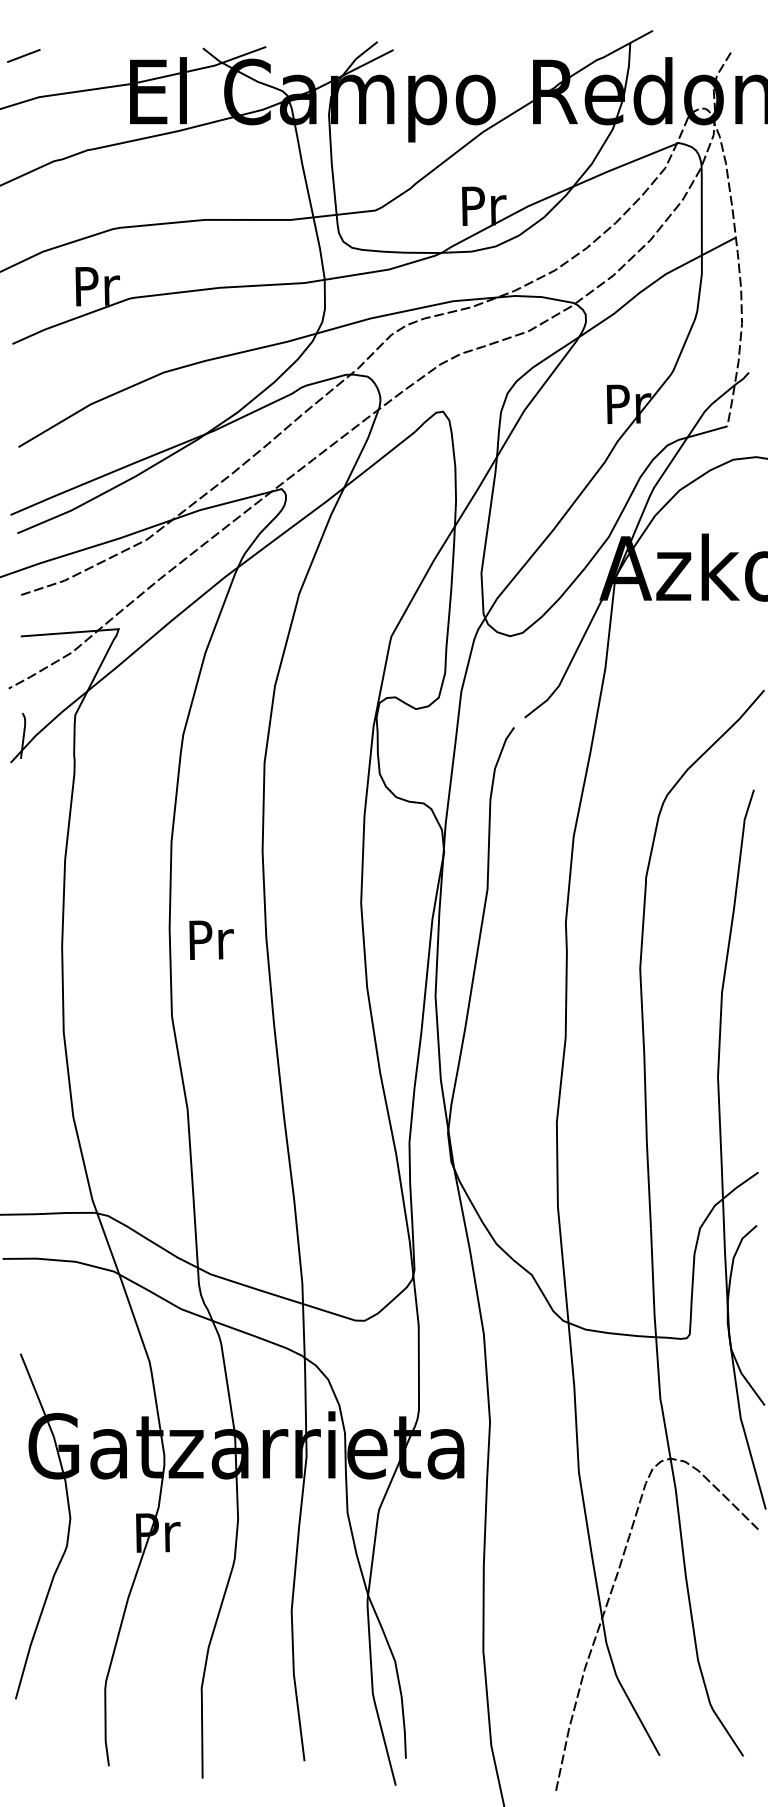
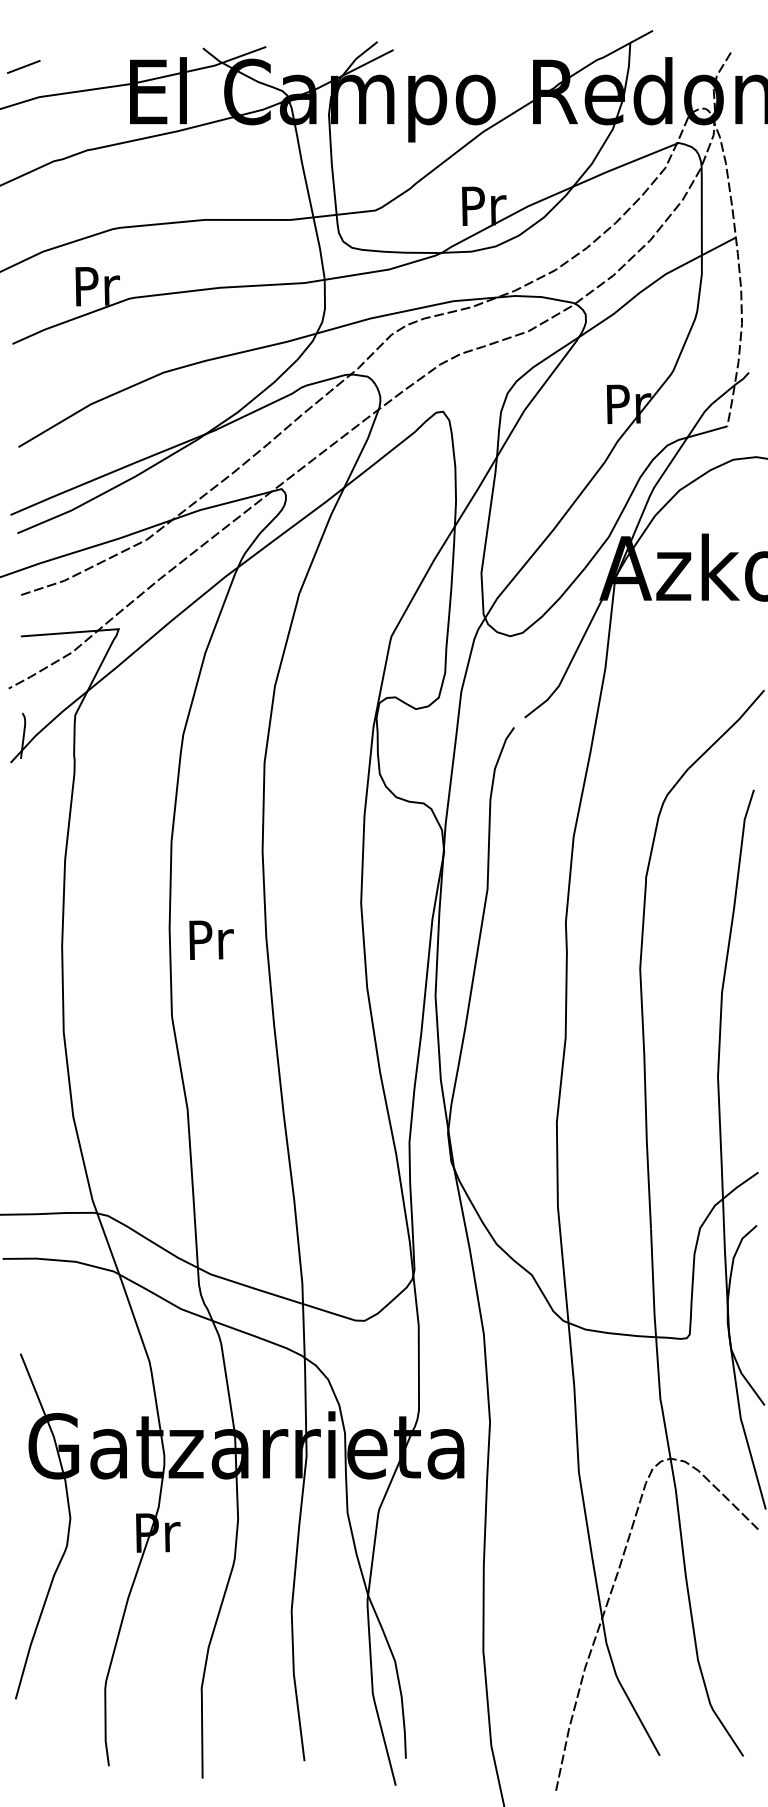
line position: (23, 55) -> (23, 66) (23, 66)
